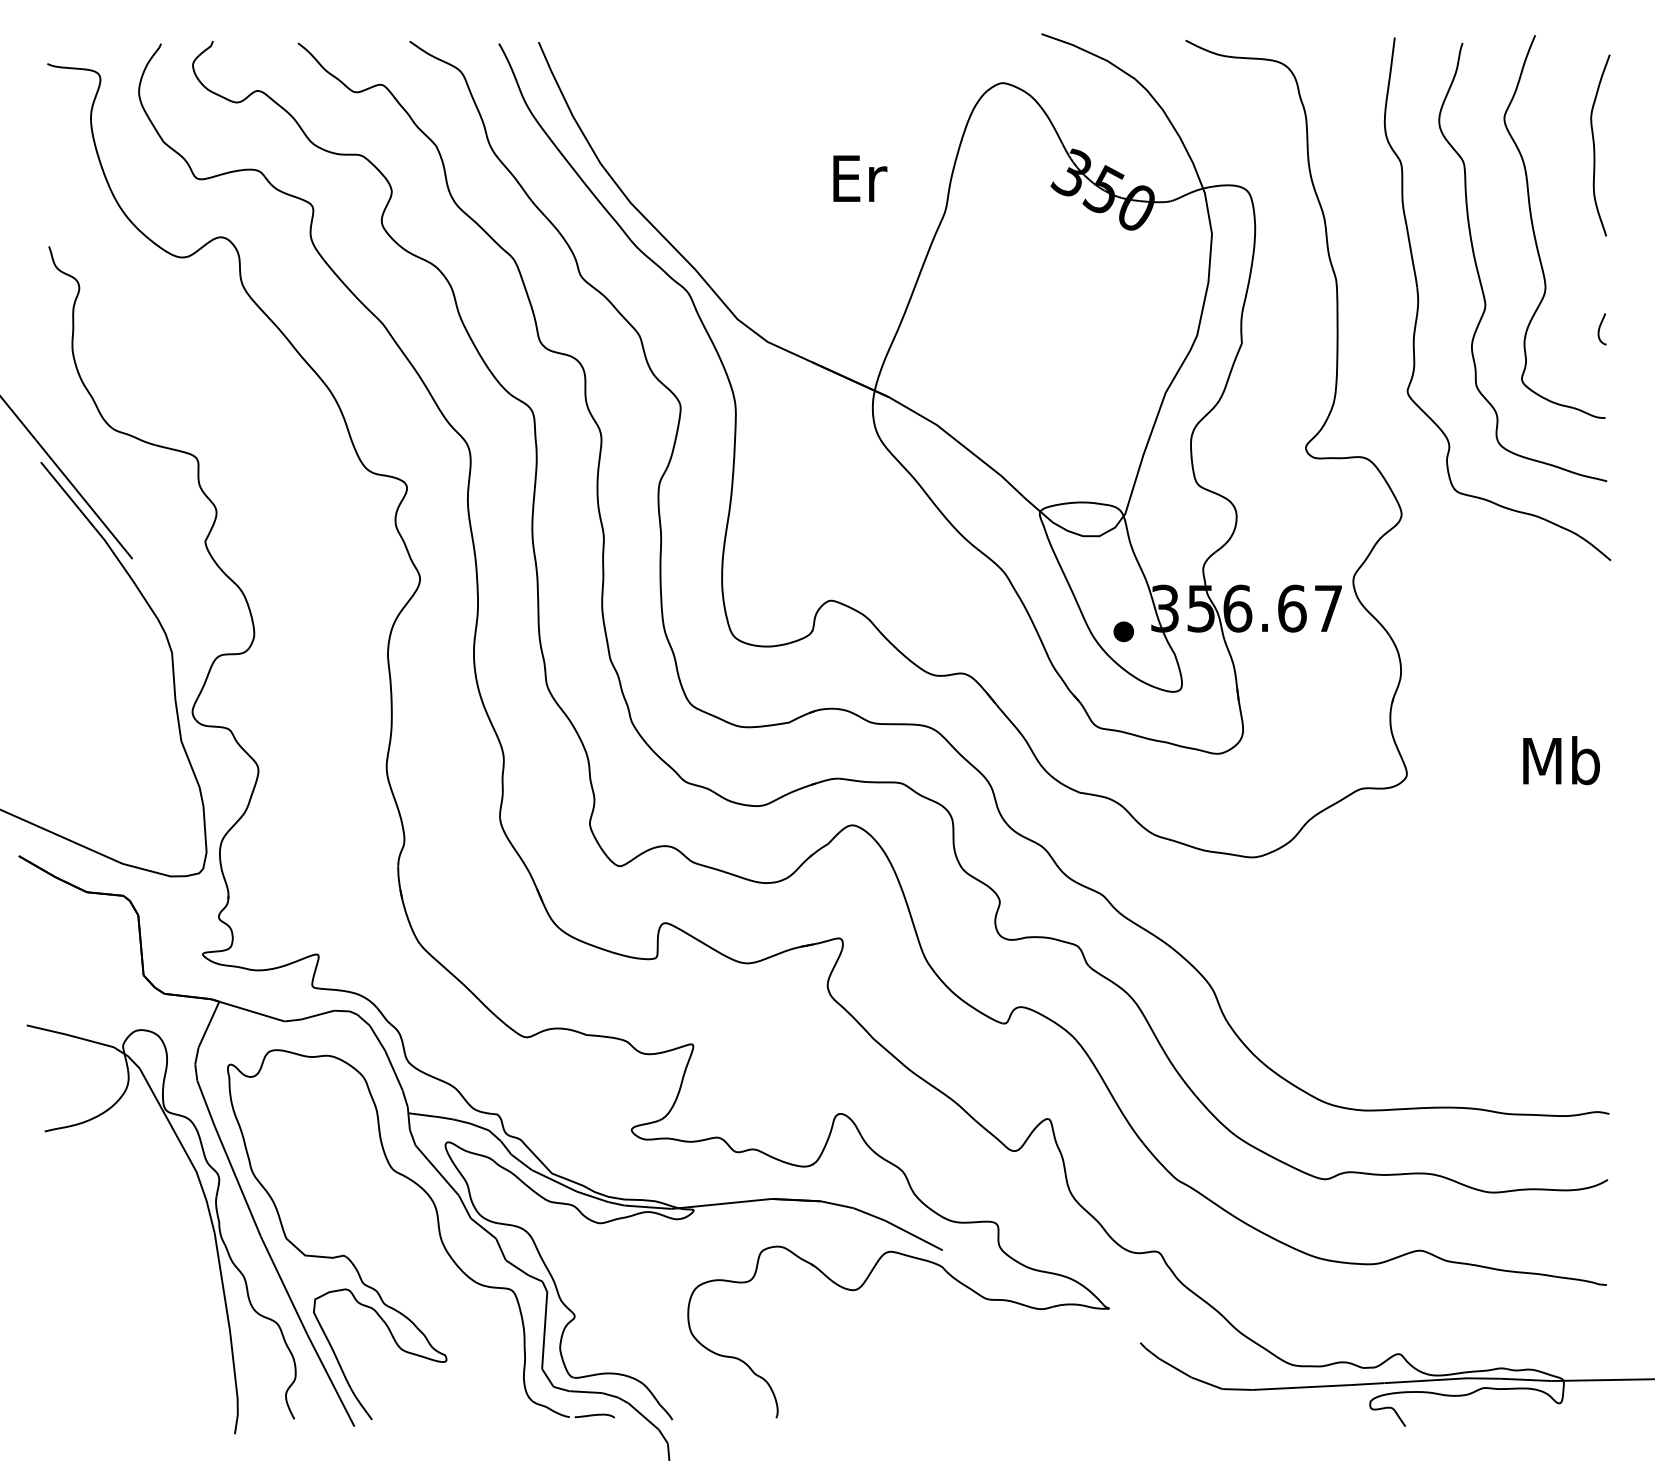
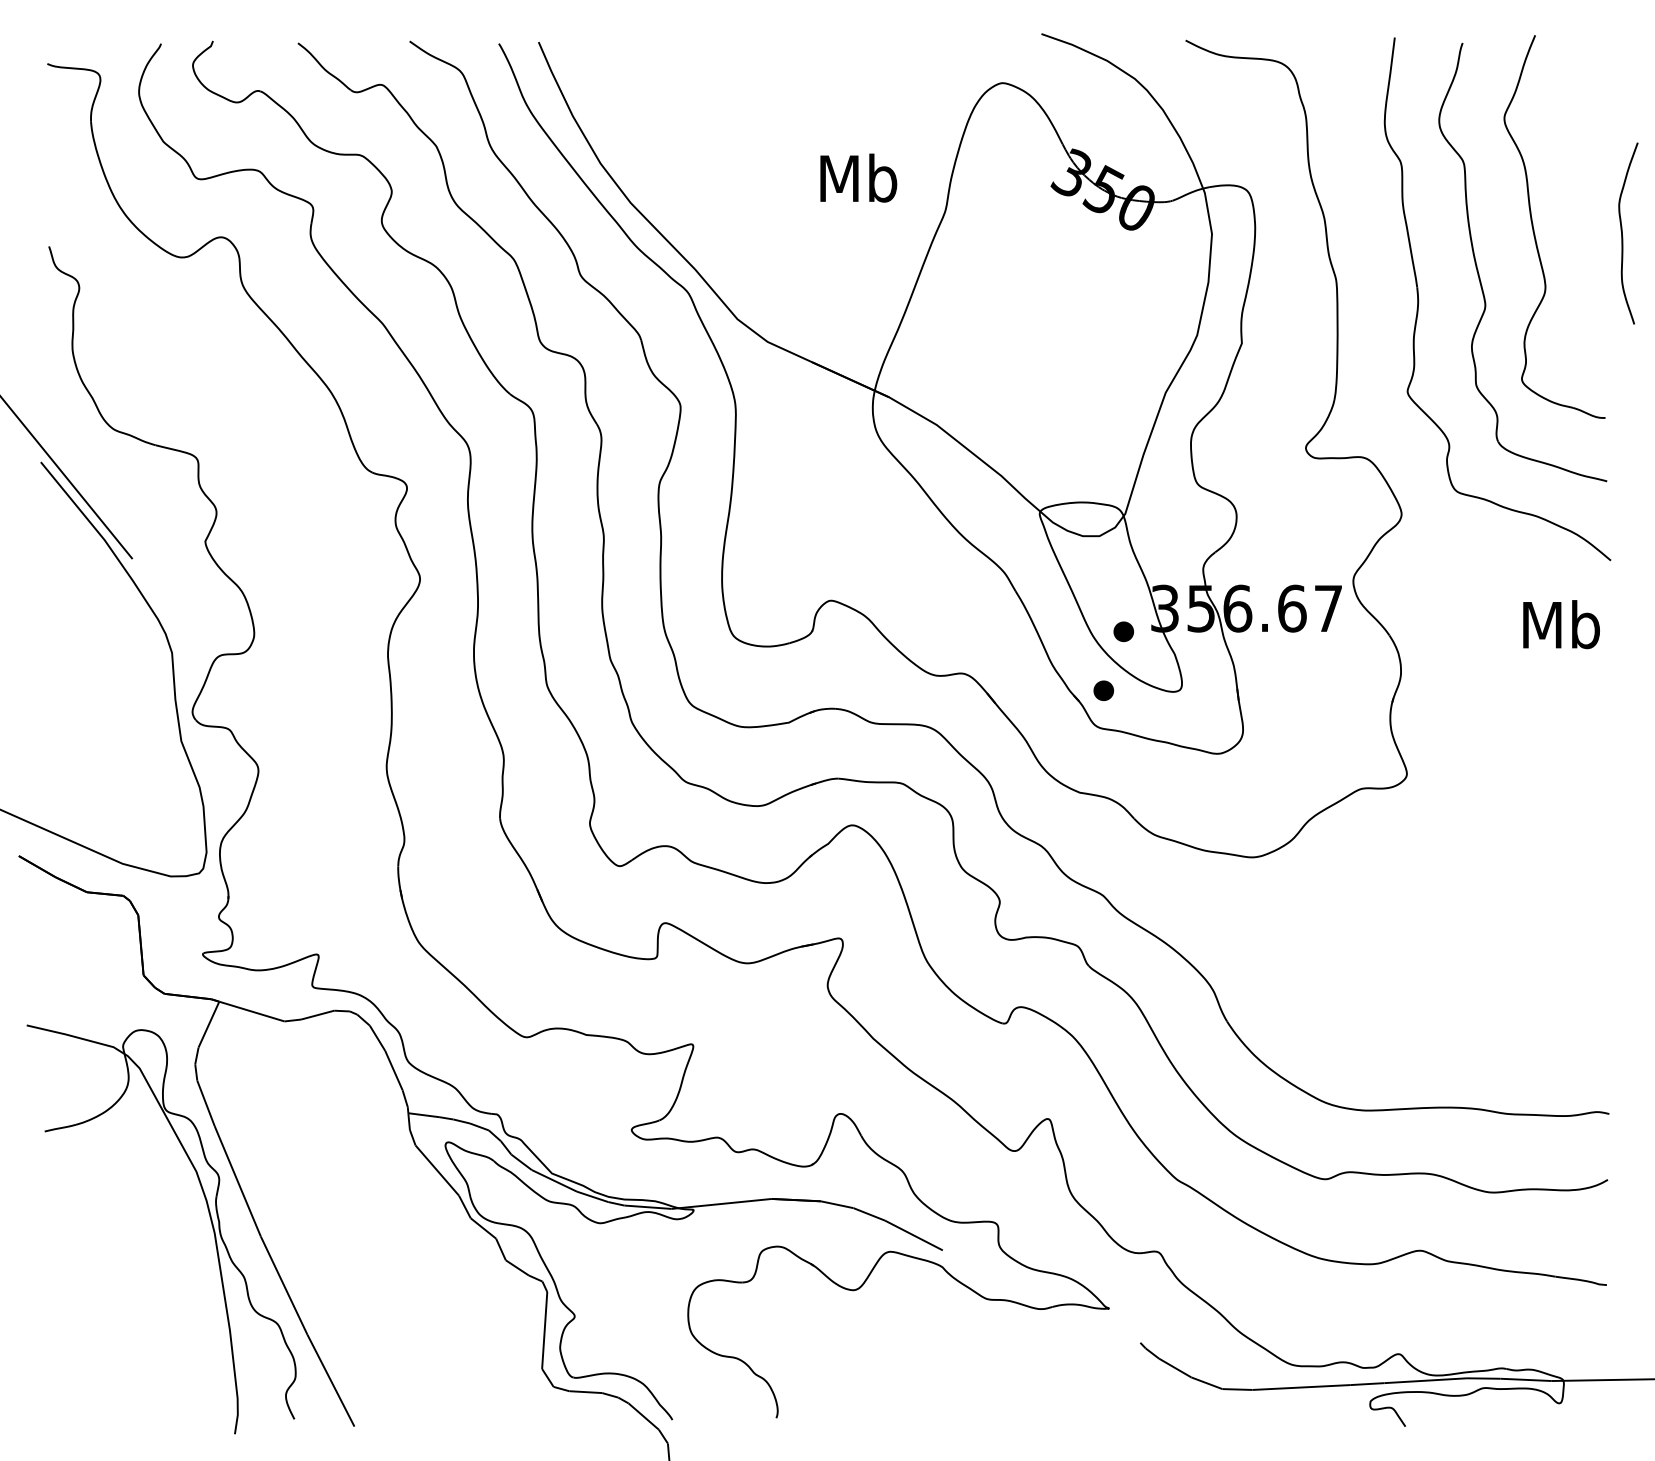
curve position: (1595, 148) -> (1623, 236) (1623, 236)
text: Er -> Mb (858, 177)
curve: present -> none (1600, 328)
part: none -> present (1103, 690)
text position: (1561, 760) -> (1561, 624) (1561, 624)
part: present -> none (438, 1233)
